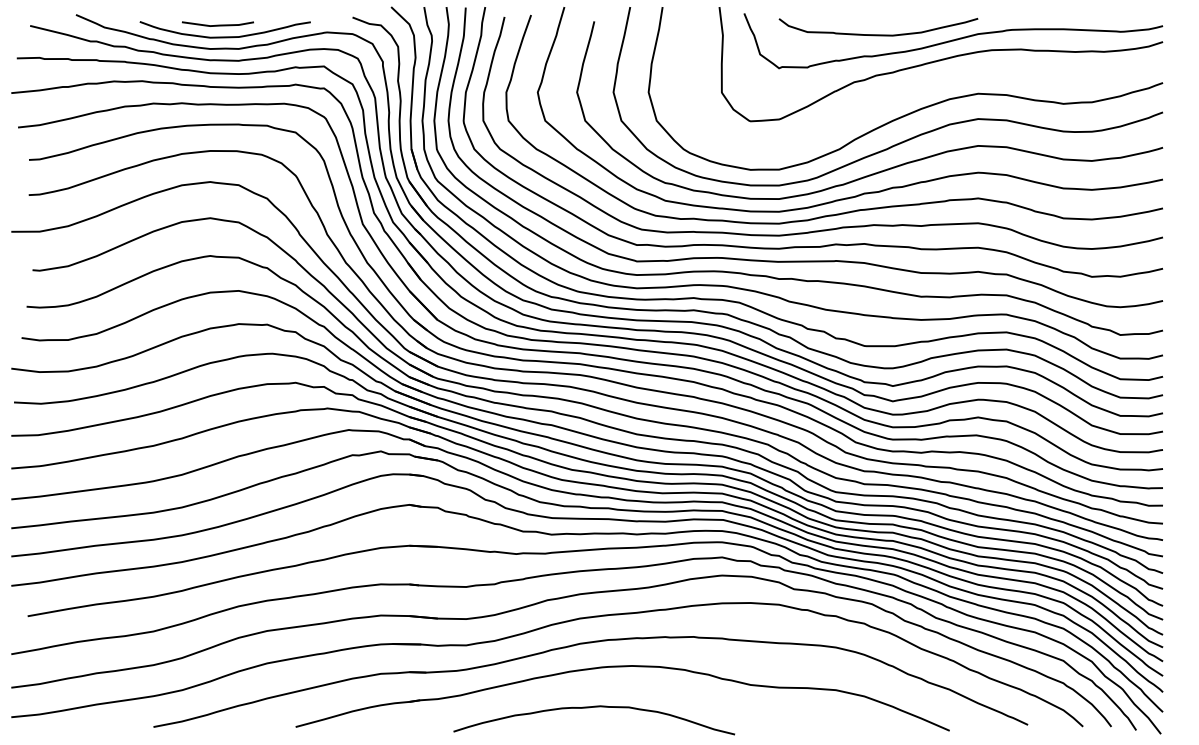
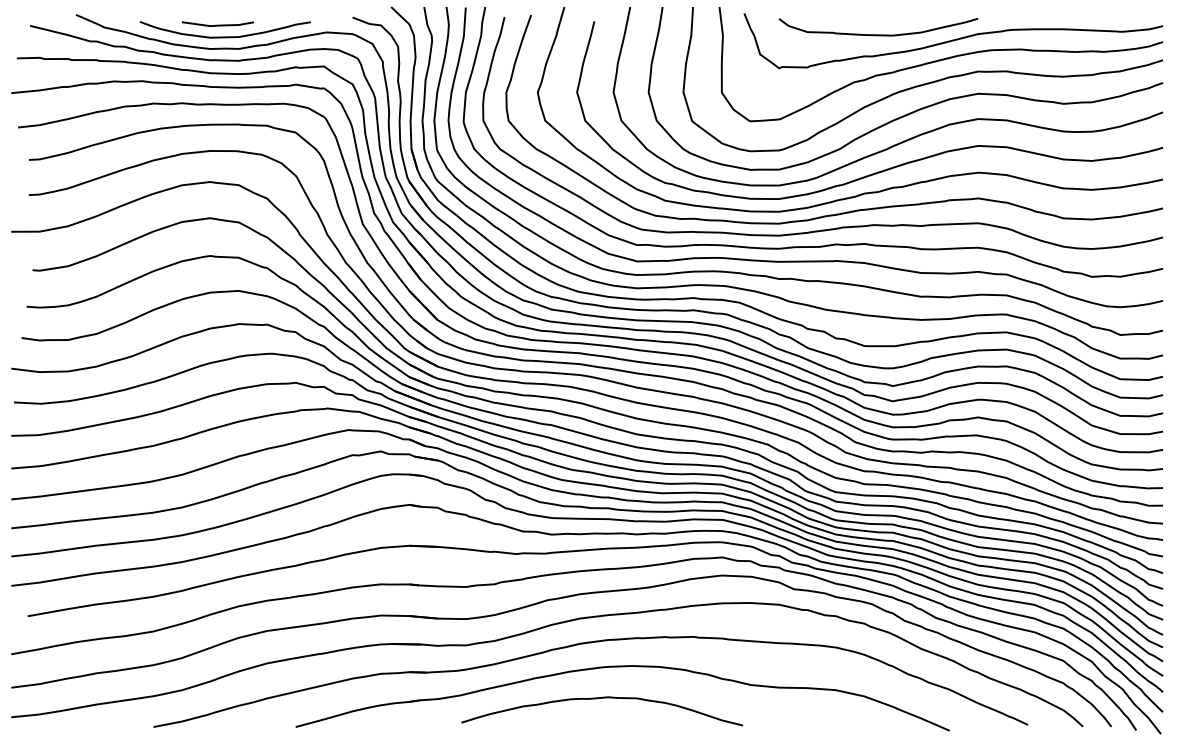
curve: none -> present (923, 83)
curve position: (594, 707) -> (602, 698) (602, 698)
